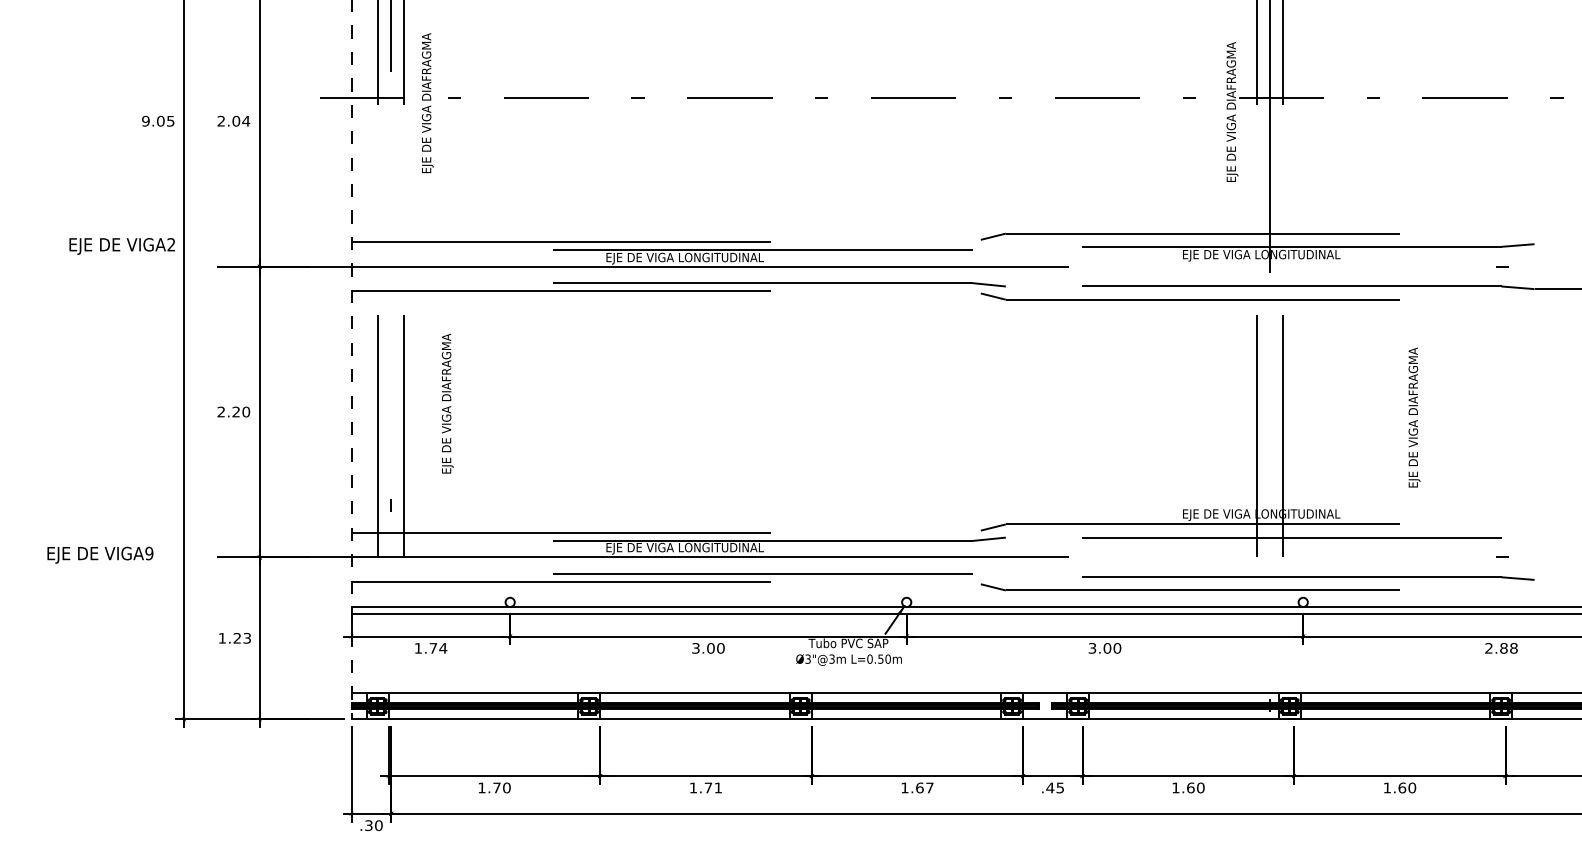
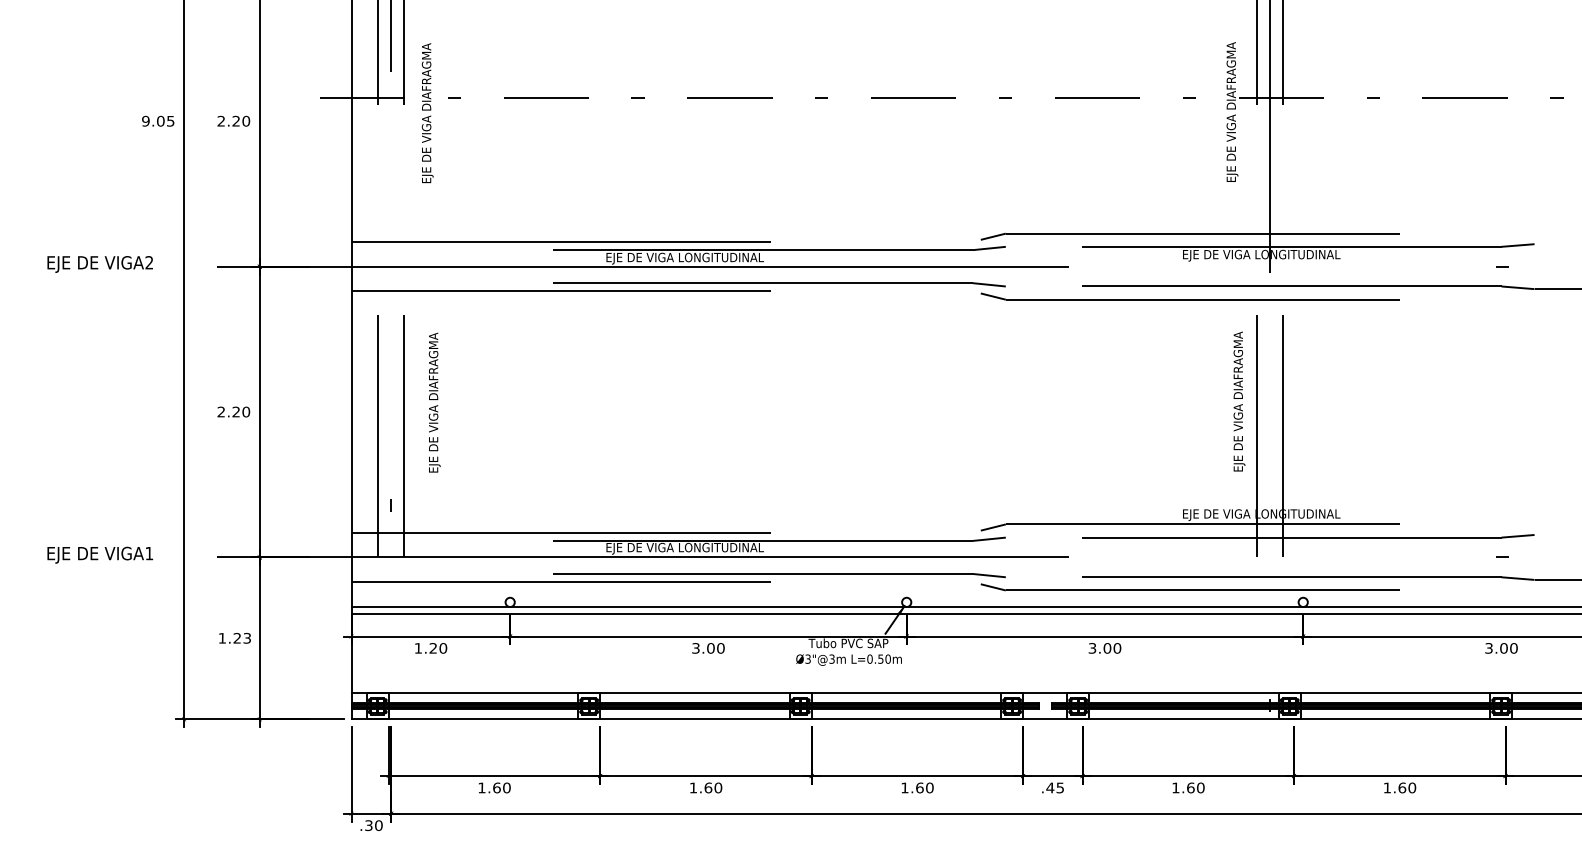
text position: (427, 103) -> (427, 113) (427, 113)
text: 2.04 -> 2.20 (241, 120)
text position: (121, 246) -> (99, 264) (99, 264)
line: none -> present (988, 248)
line: dashed -> solid (351, 360)
text position: (447, 403) -> (434, 402) (434, 402)
text position: (1414, 417) -> (1239, 401) (1239, 401)
line: none -> present (1517, 535)
text: VIGA9 -> VIGA1 (149, 553)
line: none -> present (988, 575)
line: none -> present (1556, 579)
text: 1.74 -> 1.20 (438, 648)
text: 2.88 -> 3.00 (1501, 648)
text: 1.70 -> 1.60 (496, 787)
text: 1.71 -> 1.60 (713, 787)
text: 1.67 -> 1.60 (929, 787)
